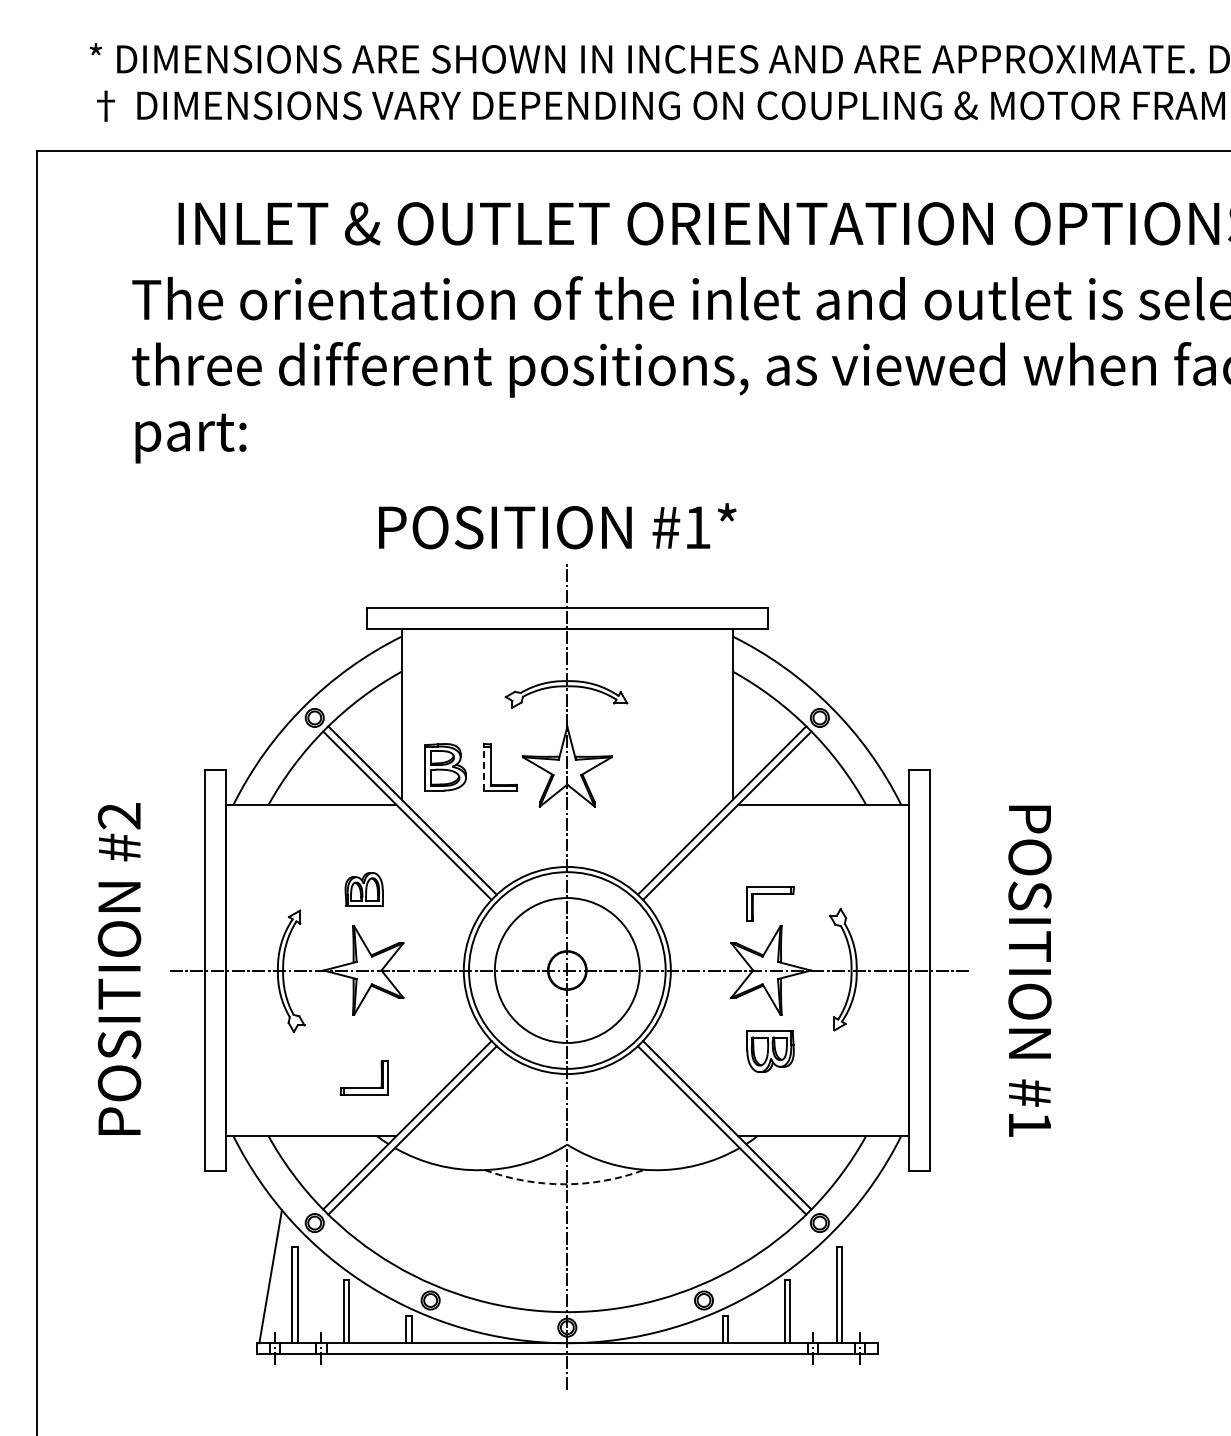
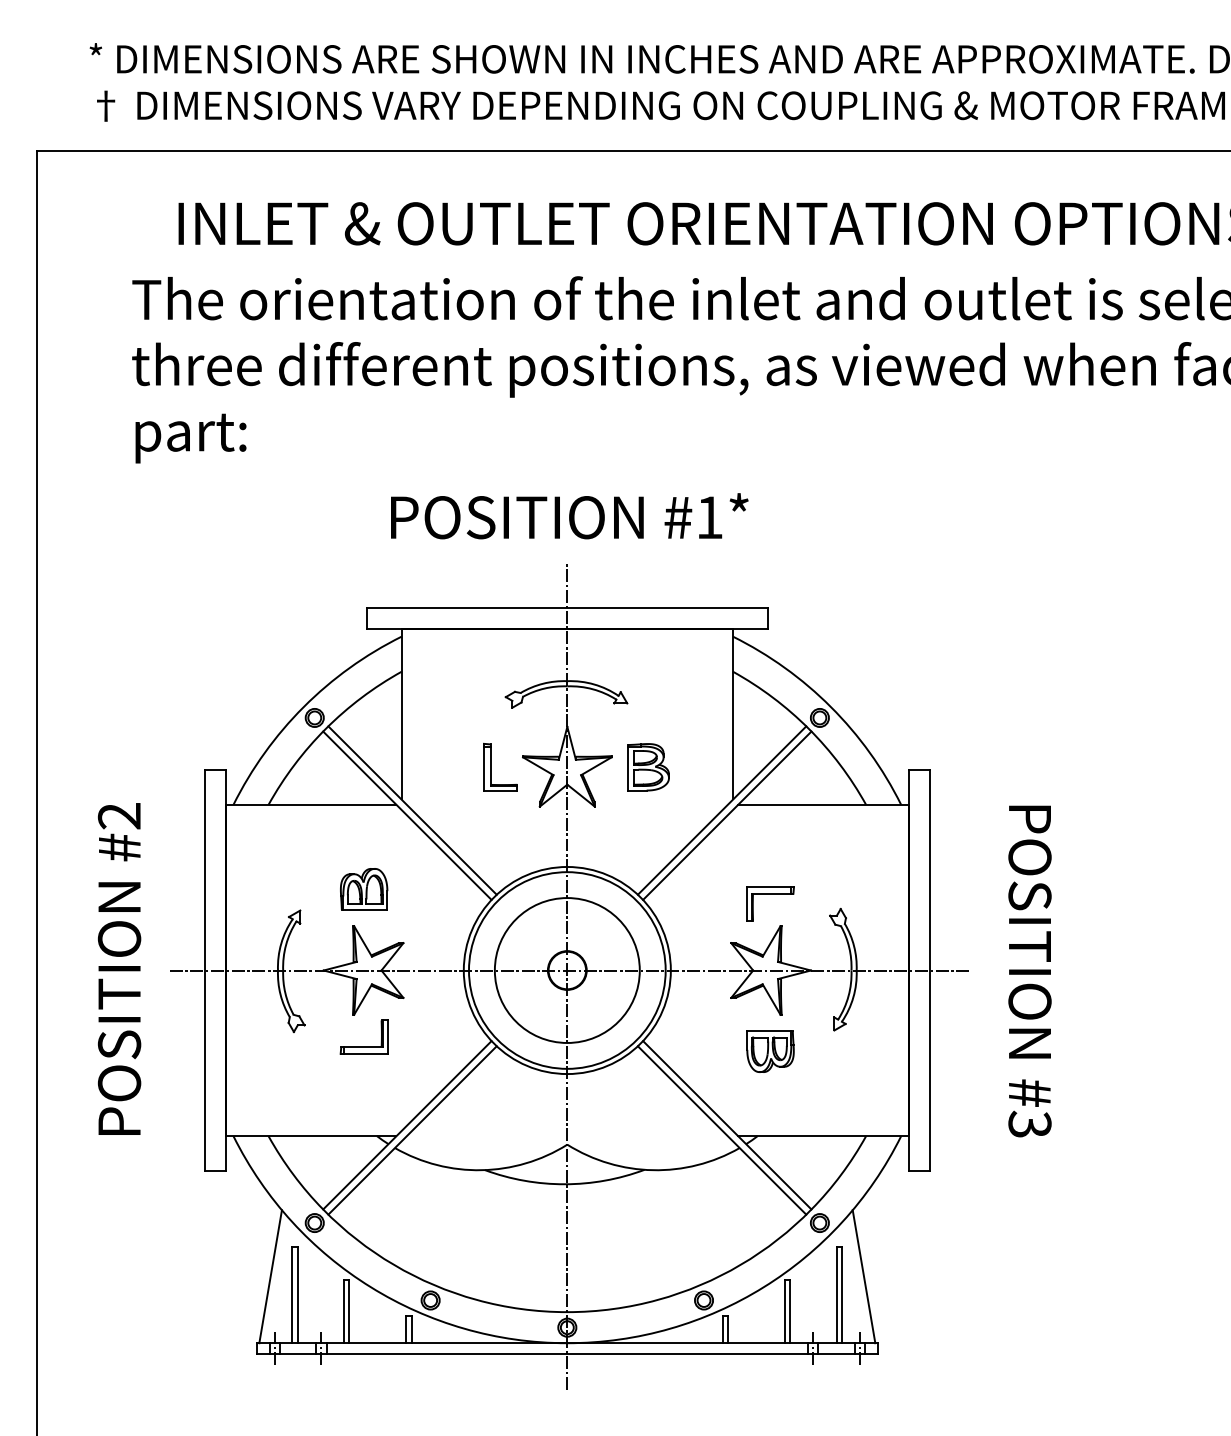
text position: (557, 526) -> (569, 516) (569, 516)
part position: (445, 767) -> (648, 767) (648, 767)
line: dashed -> solid (483, 768)
part size: 40x35 px -> 49x43 px (364, 889)
part position: (363, 1087) -> (363, 1046) (363, 1046)
text: #1 -> #3 (1029, 1123)
arc: dashed -> solid (564, 1184)
line: none -> present (863, 1276)
